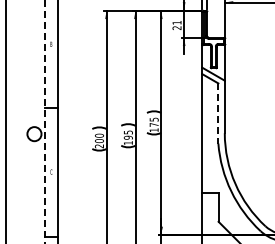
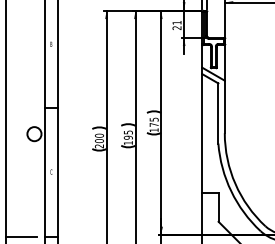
line: dashed -> solid (218, 113)
line: dashed -> solid (44, 122)
line: none -> present (21, 236)
